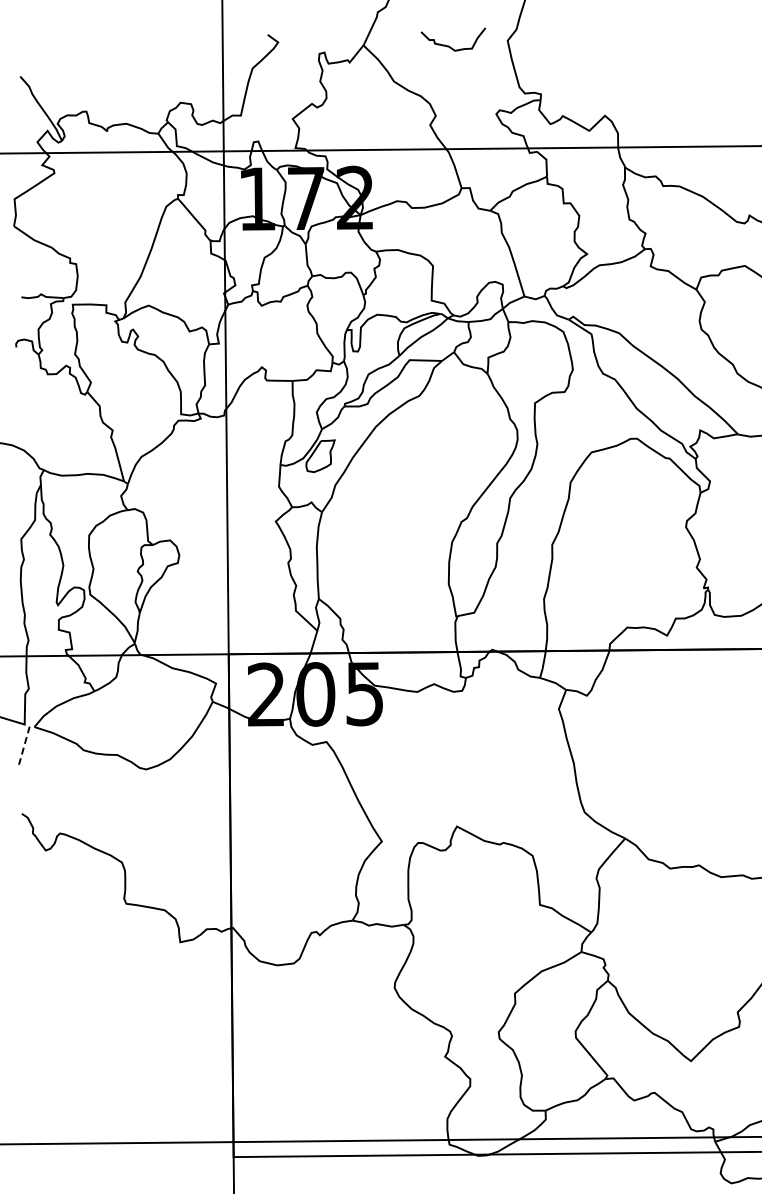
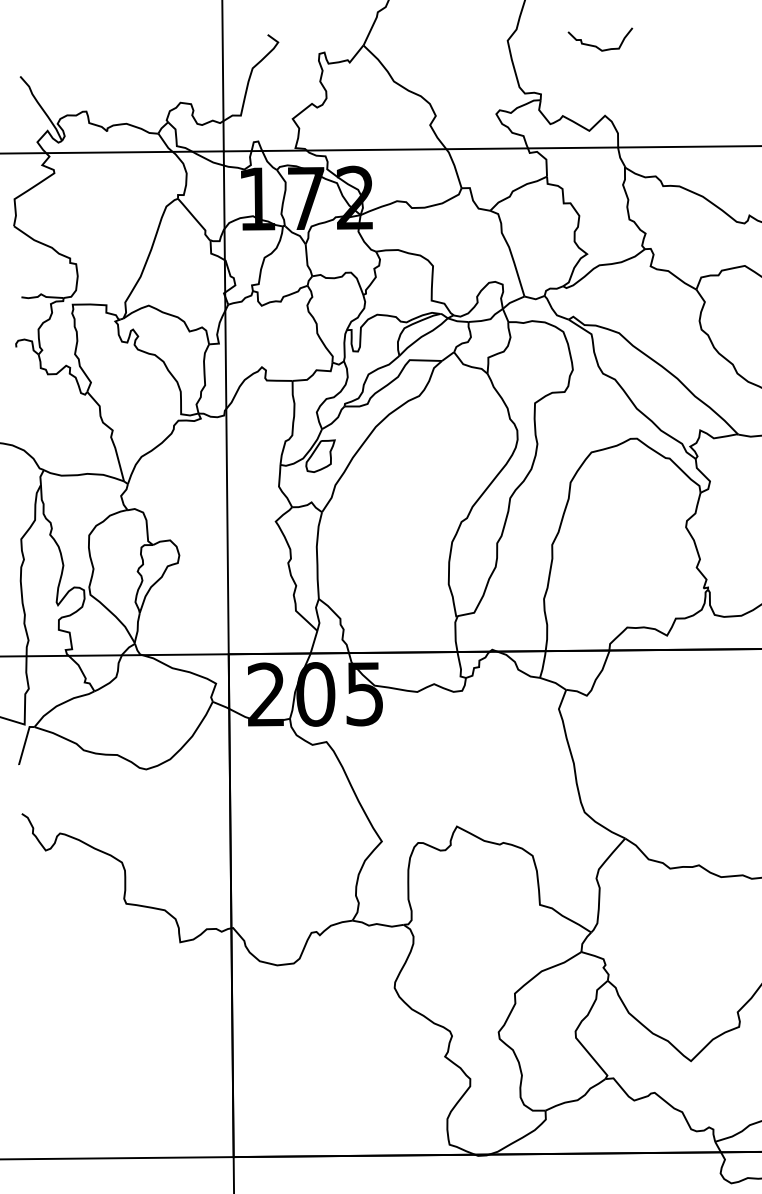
curve position: (449, 45) -> (596, 45) (596, 45)
line: dashed -> solid (24, 743)
line position: (380, 1140) -> (380, 1155) (380, 1155)
